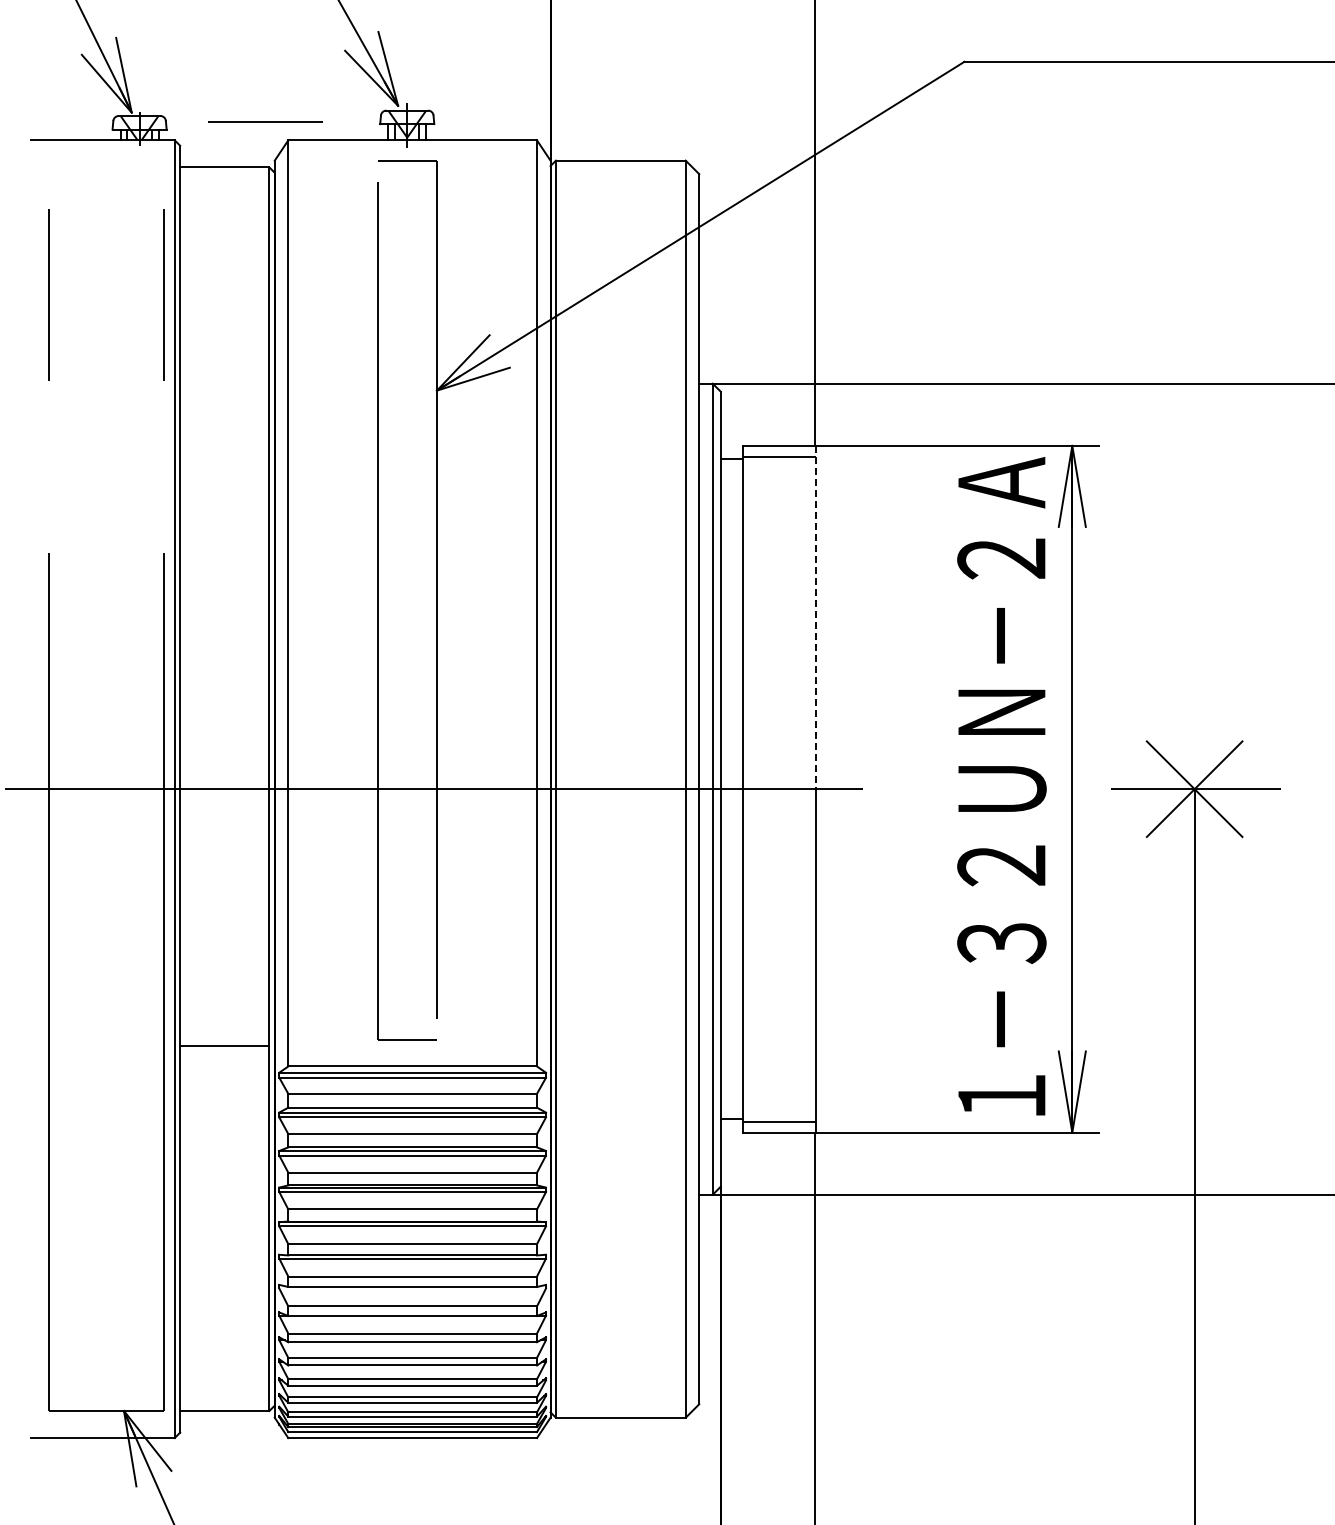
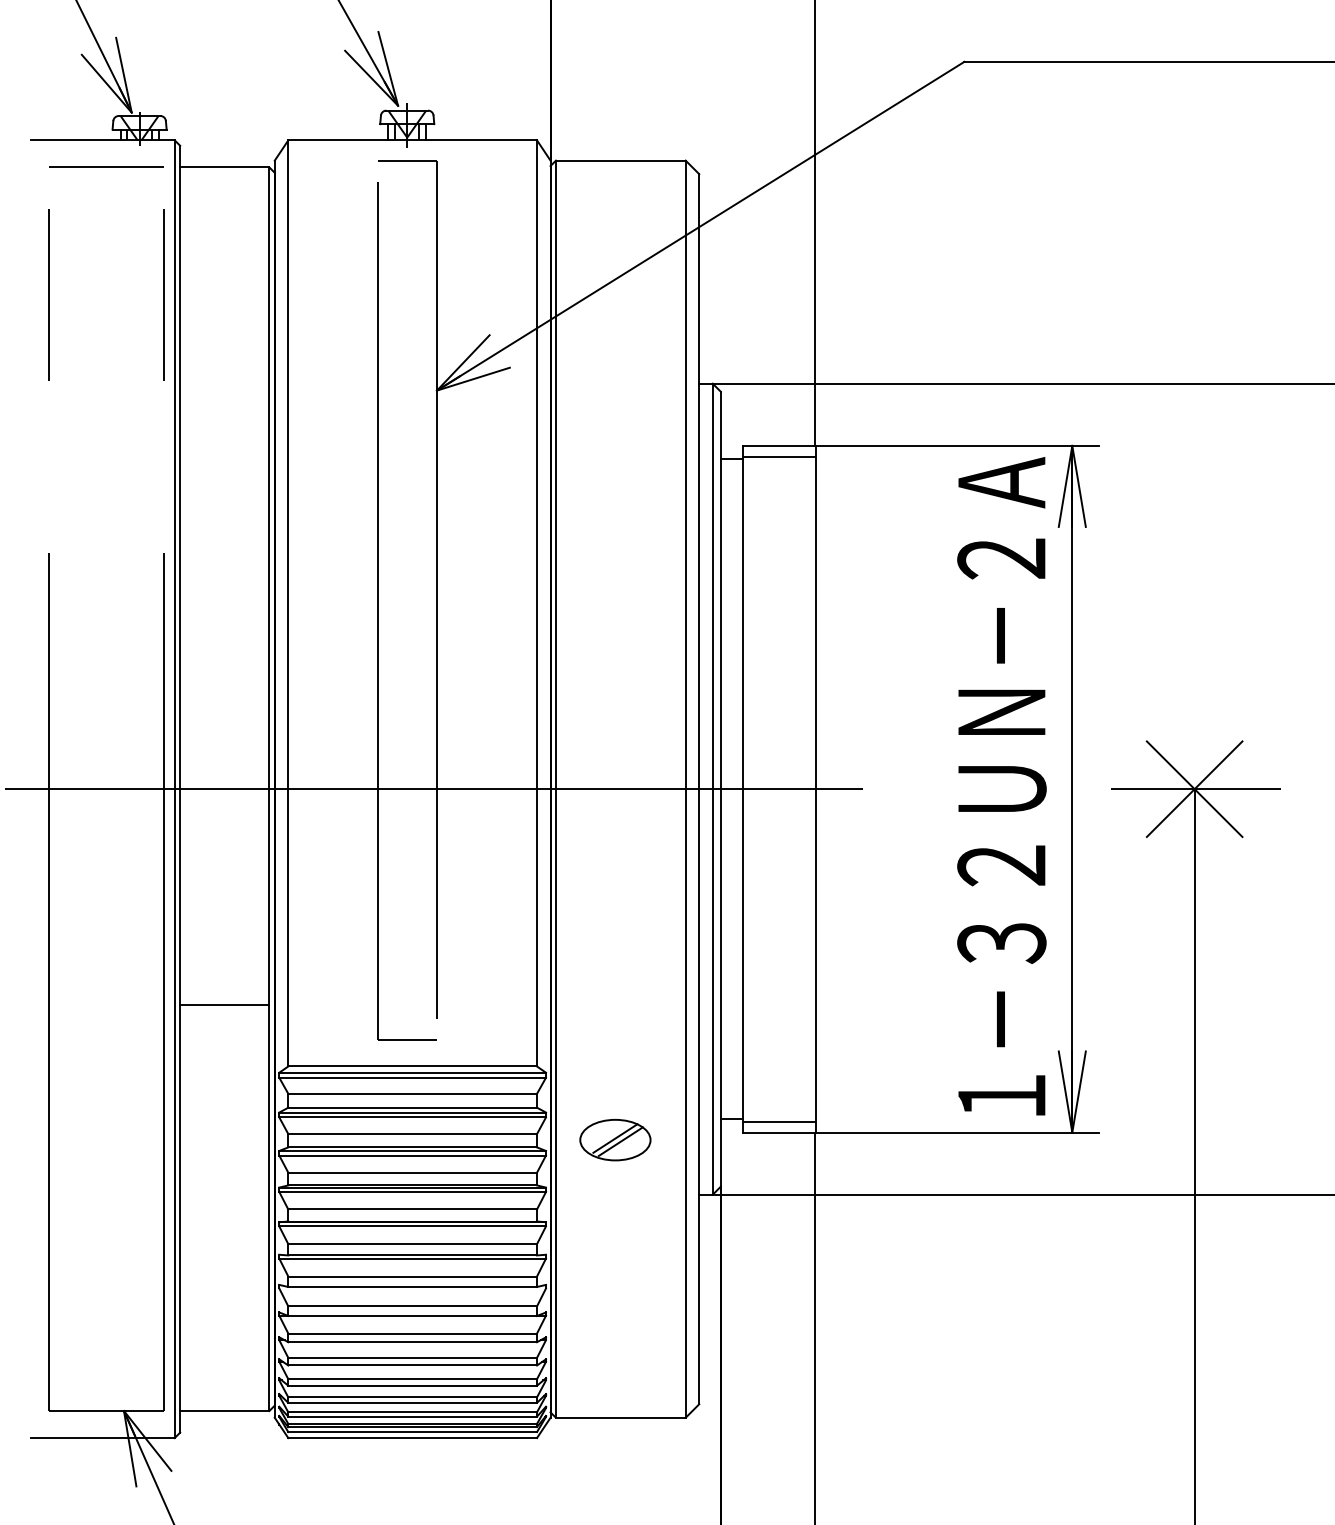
line position: (265, 121) -> (106, 166) (106, 166)
line: dashed -> solid (815, 617)
line position: (224, 1046) -> (224, 1005) (224, 1005)
part: none -> present (615, 1140)
